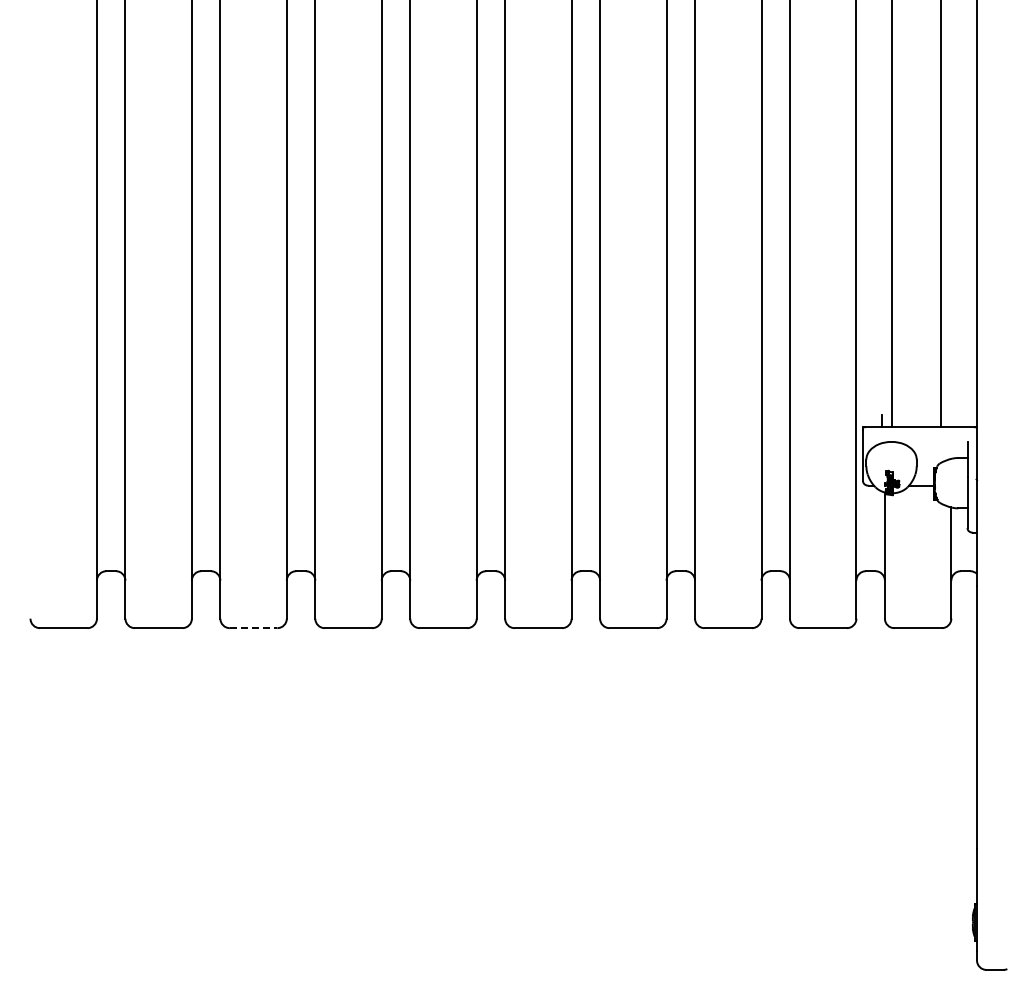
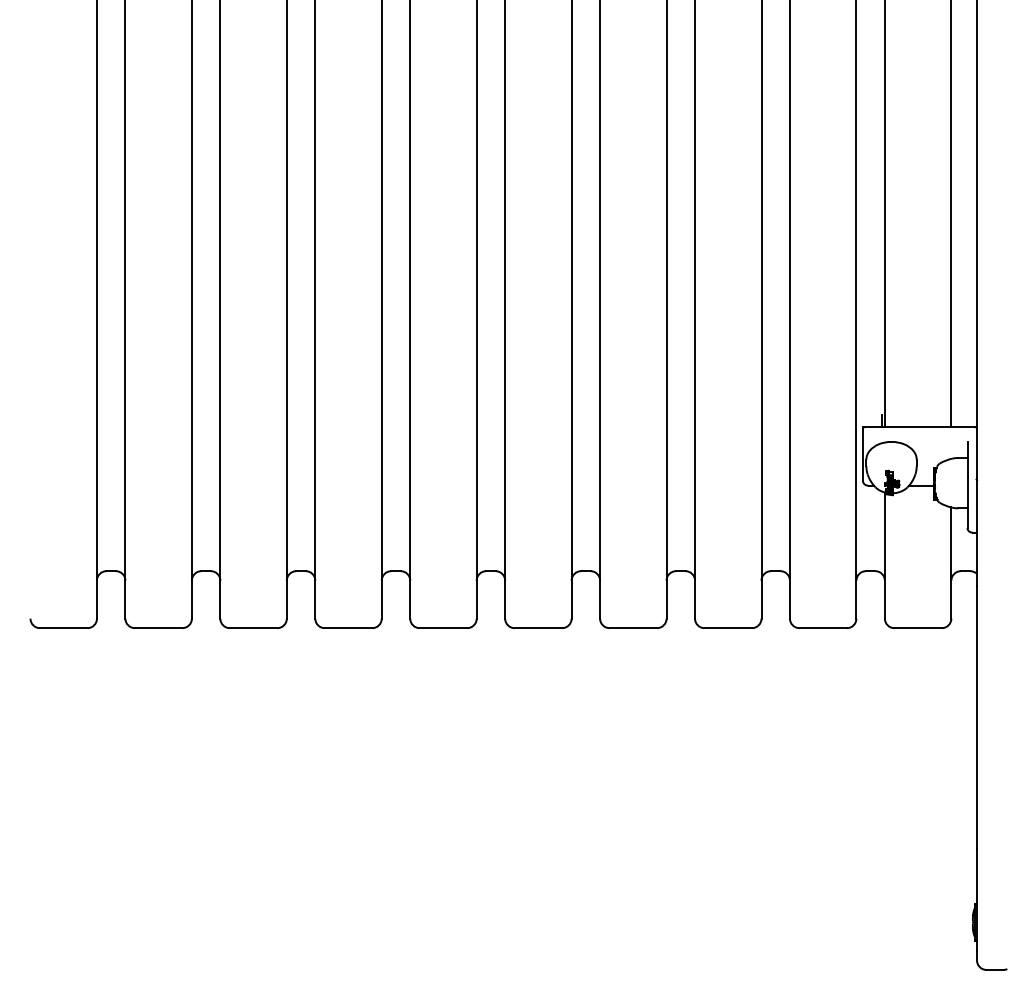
line position: (891, 214) -> (884, 214) (884, 214)
line position: (941, 214) -> (951, 214) (951, 214)
line: dashed -> solid (253, 628)
